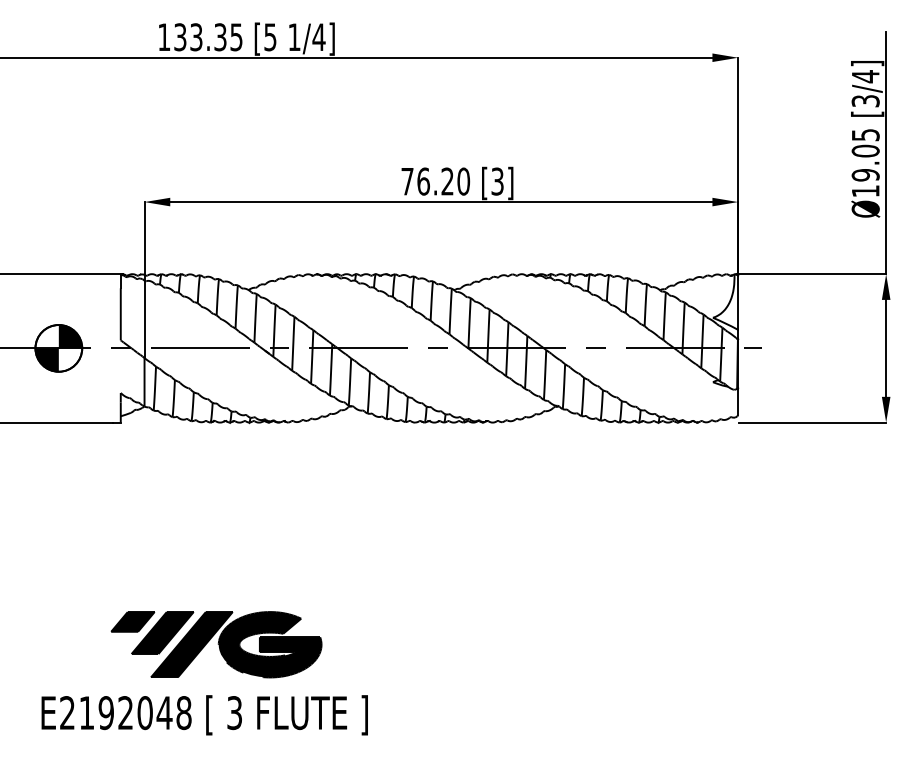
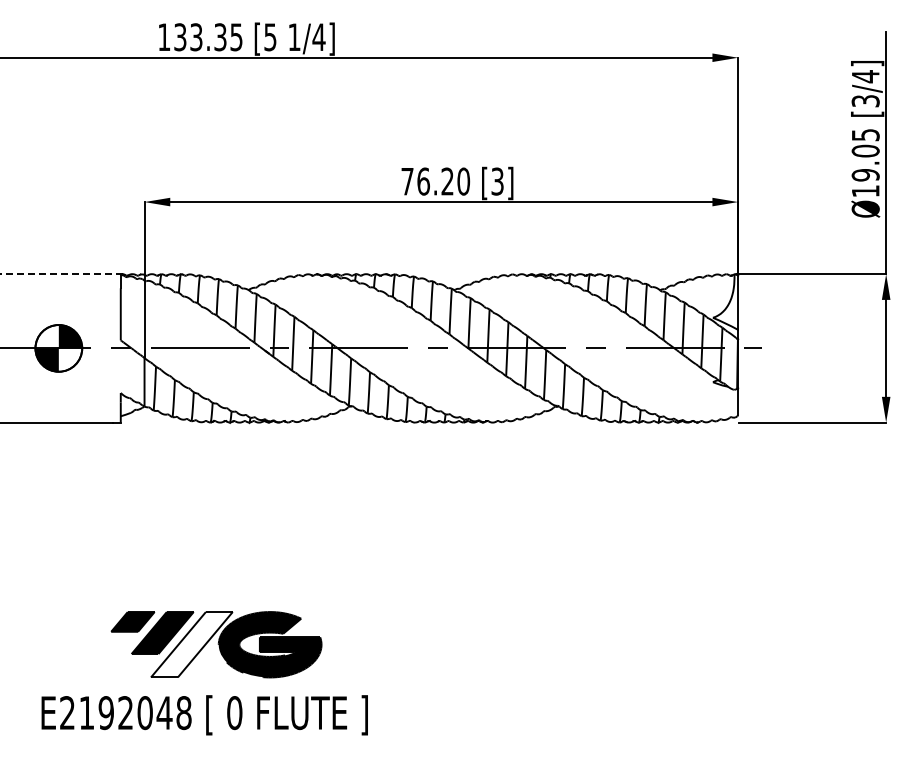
line: solid -> dashed (60, 274)
fill: present -> none (191, 644)
text: 3 -> 0 (234, 713)
